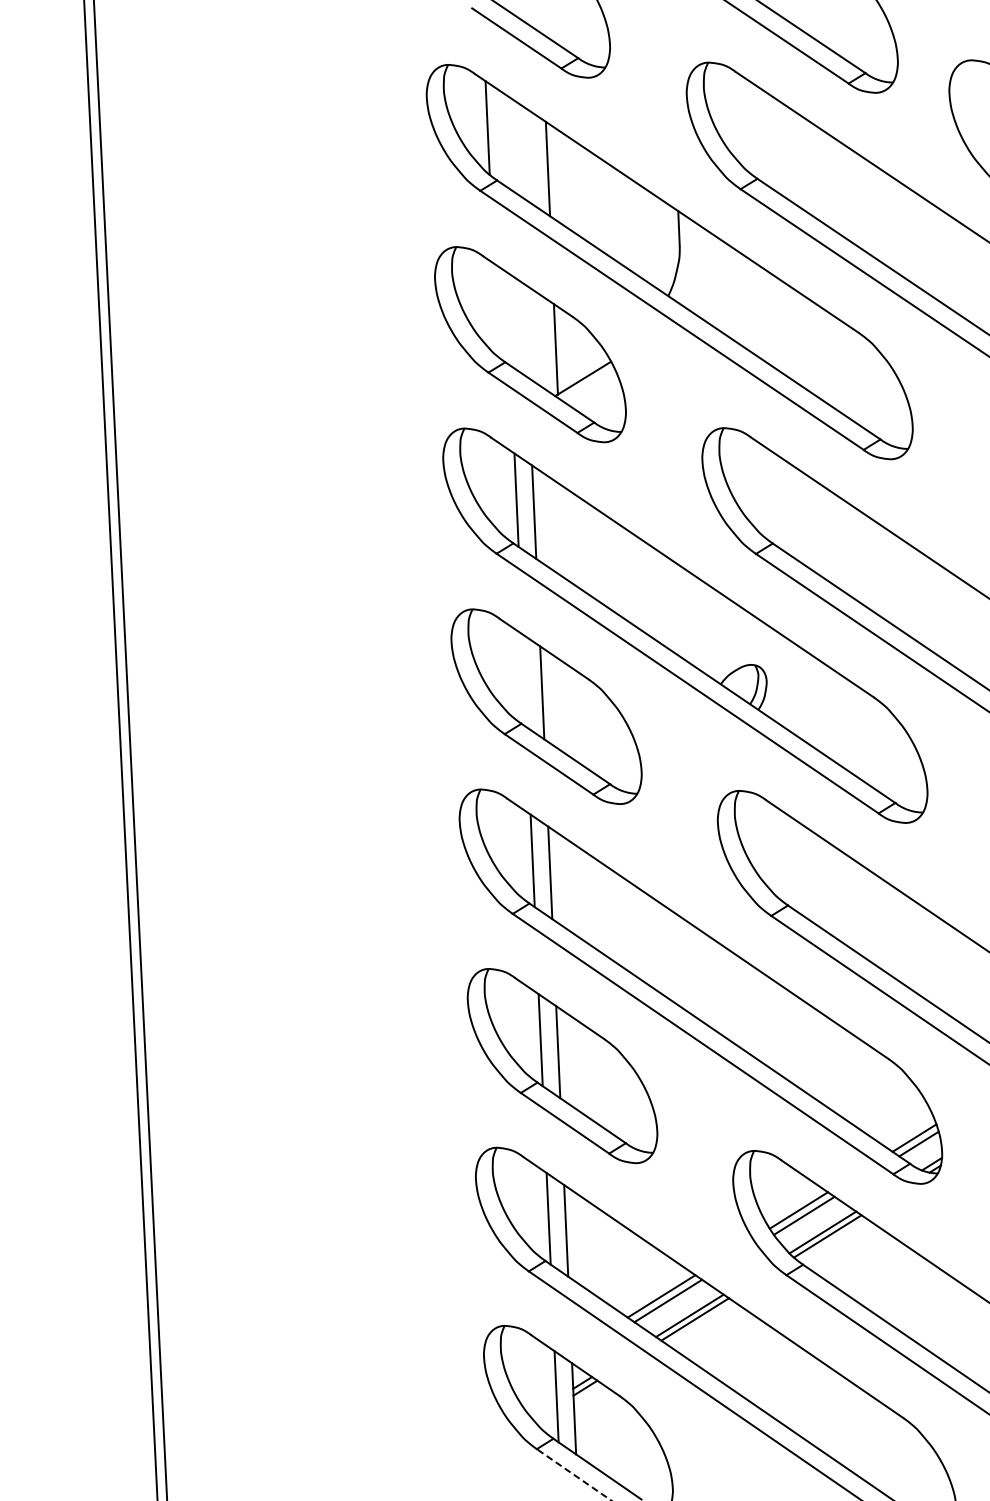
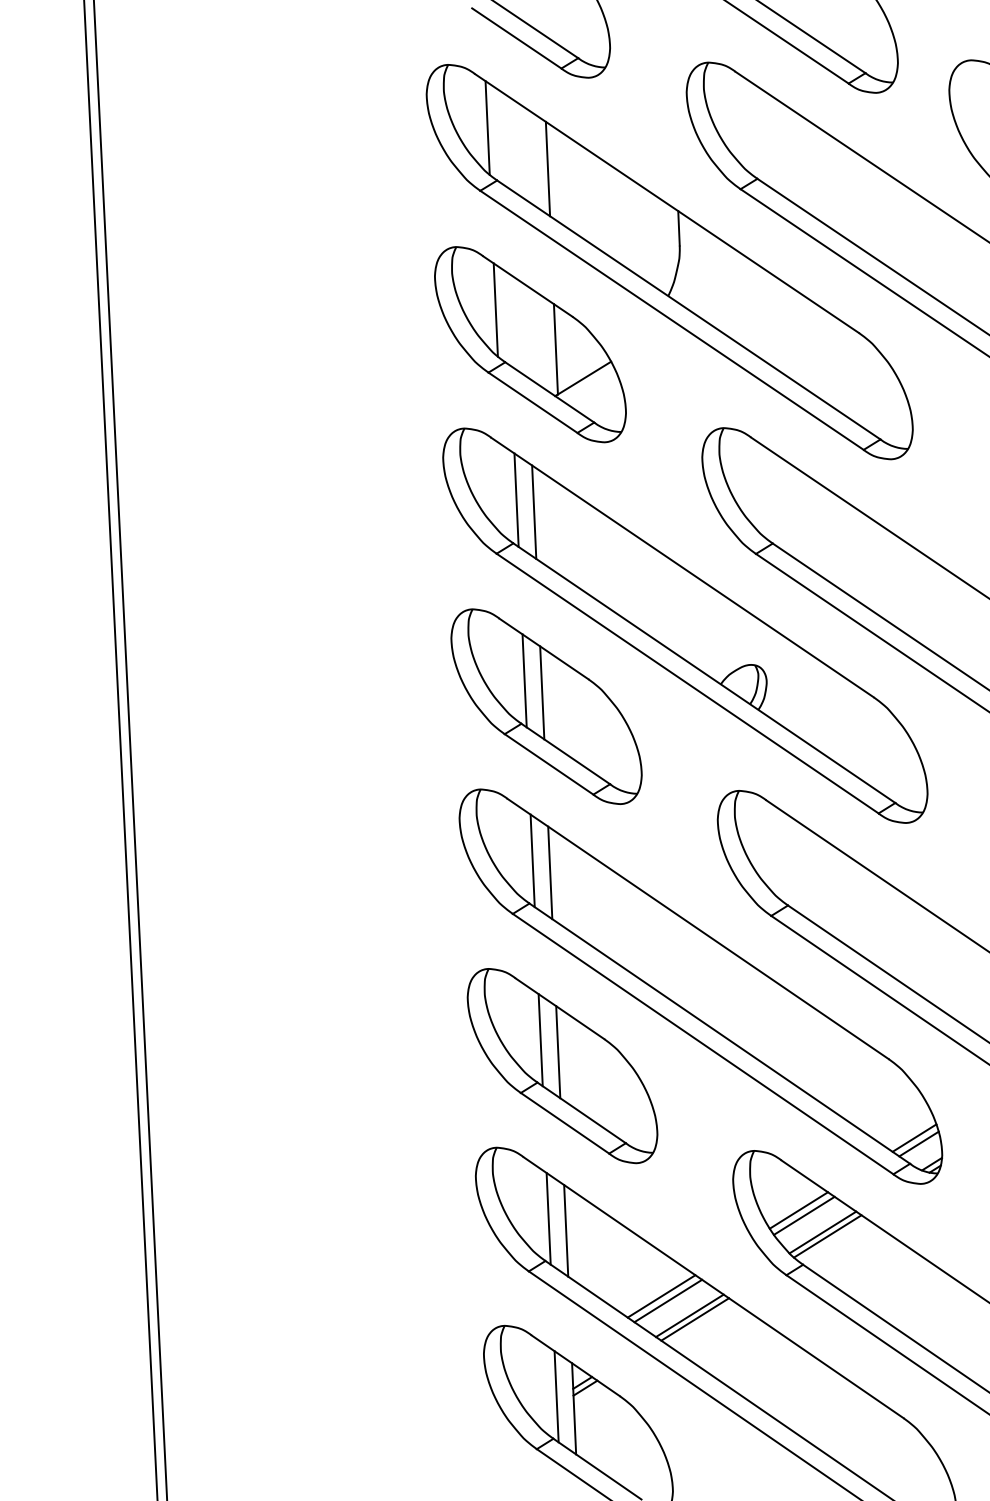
line: none -> present (495, 309)
line: none -> present (524, 680)
line: dashed -> solid (573, 1474)
